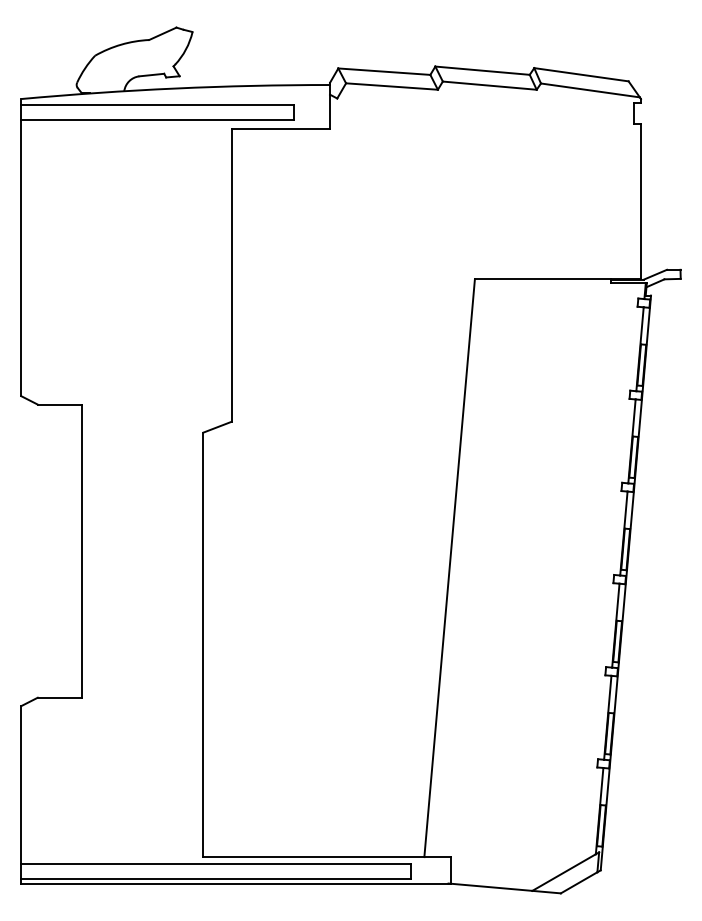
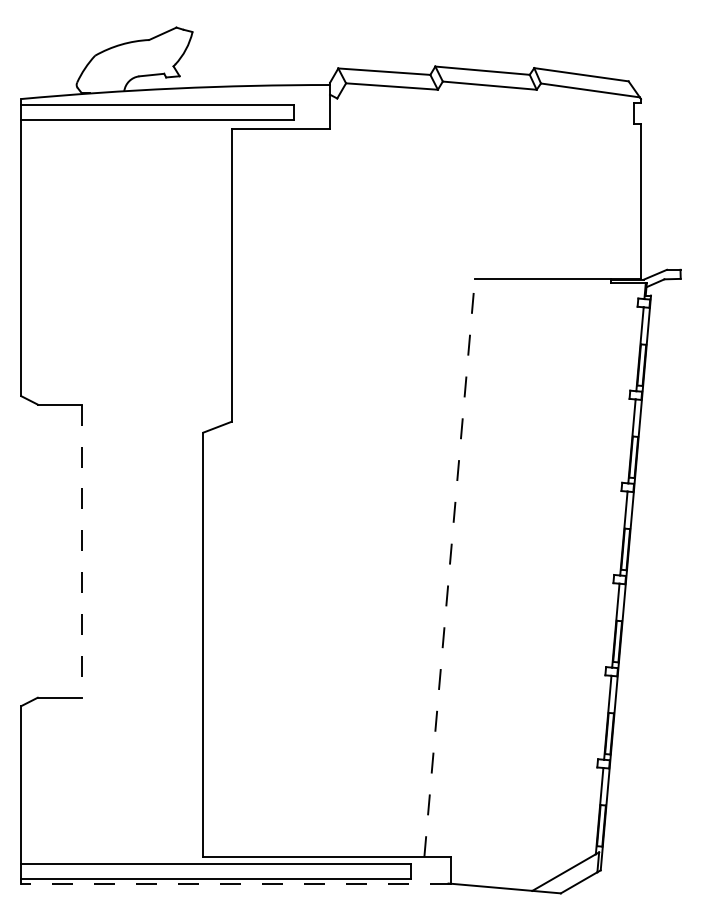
line: solid -> dashed (81, 551)
line: solid -> dashed (449, 567)
line: solid -> dashed (235, 883)
